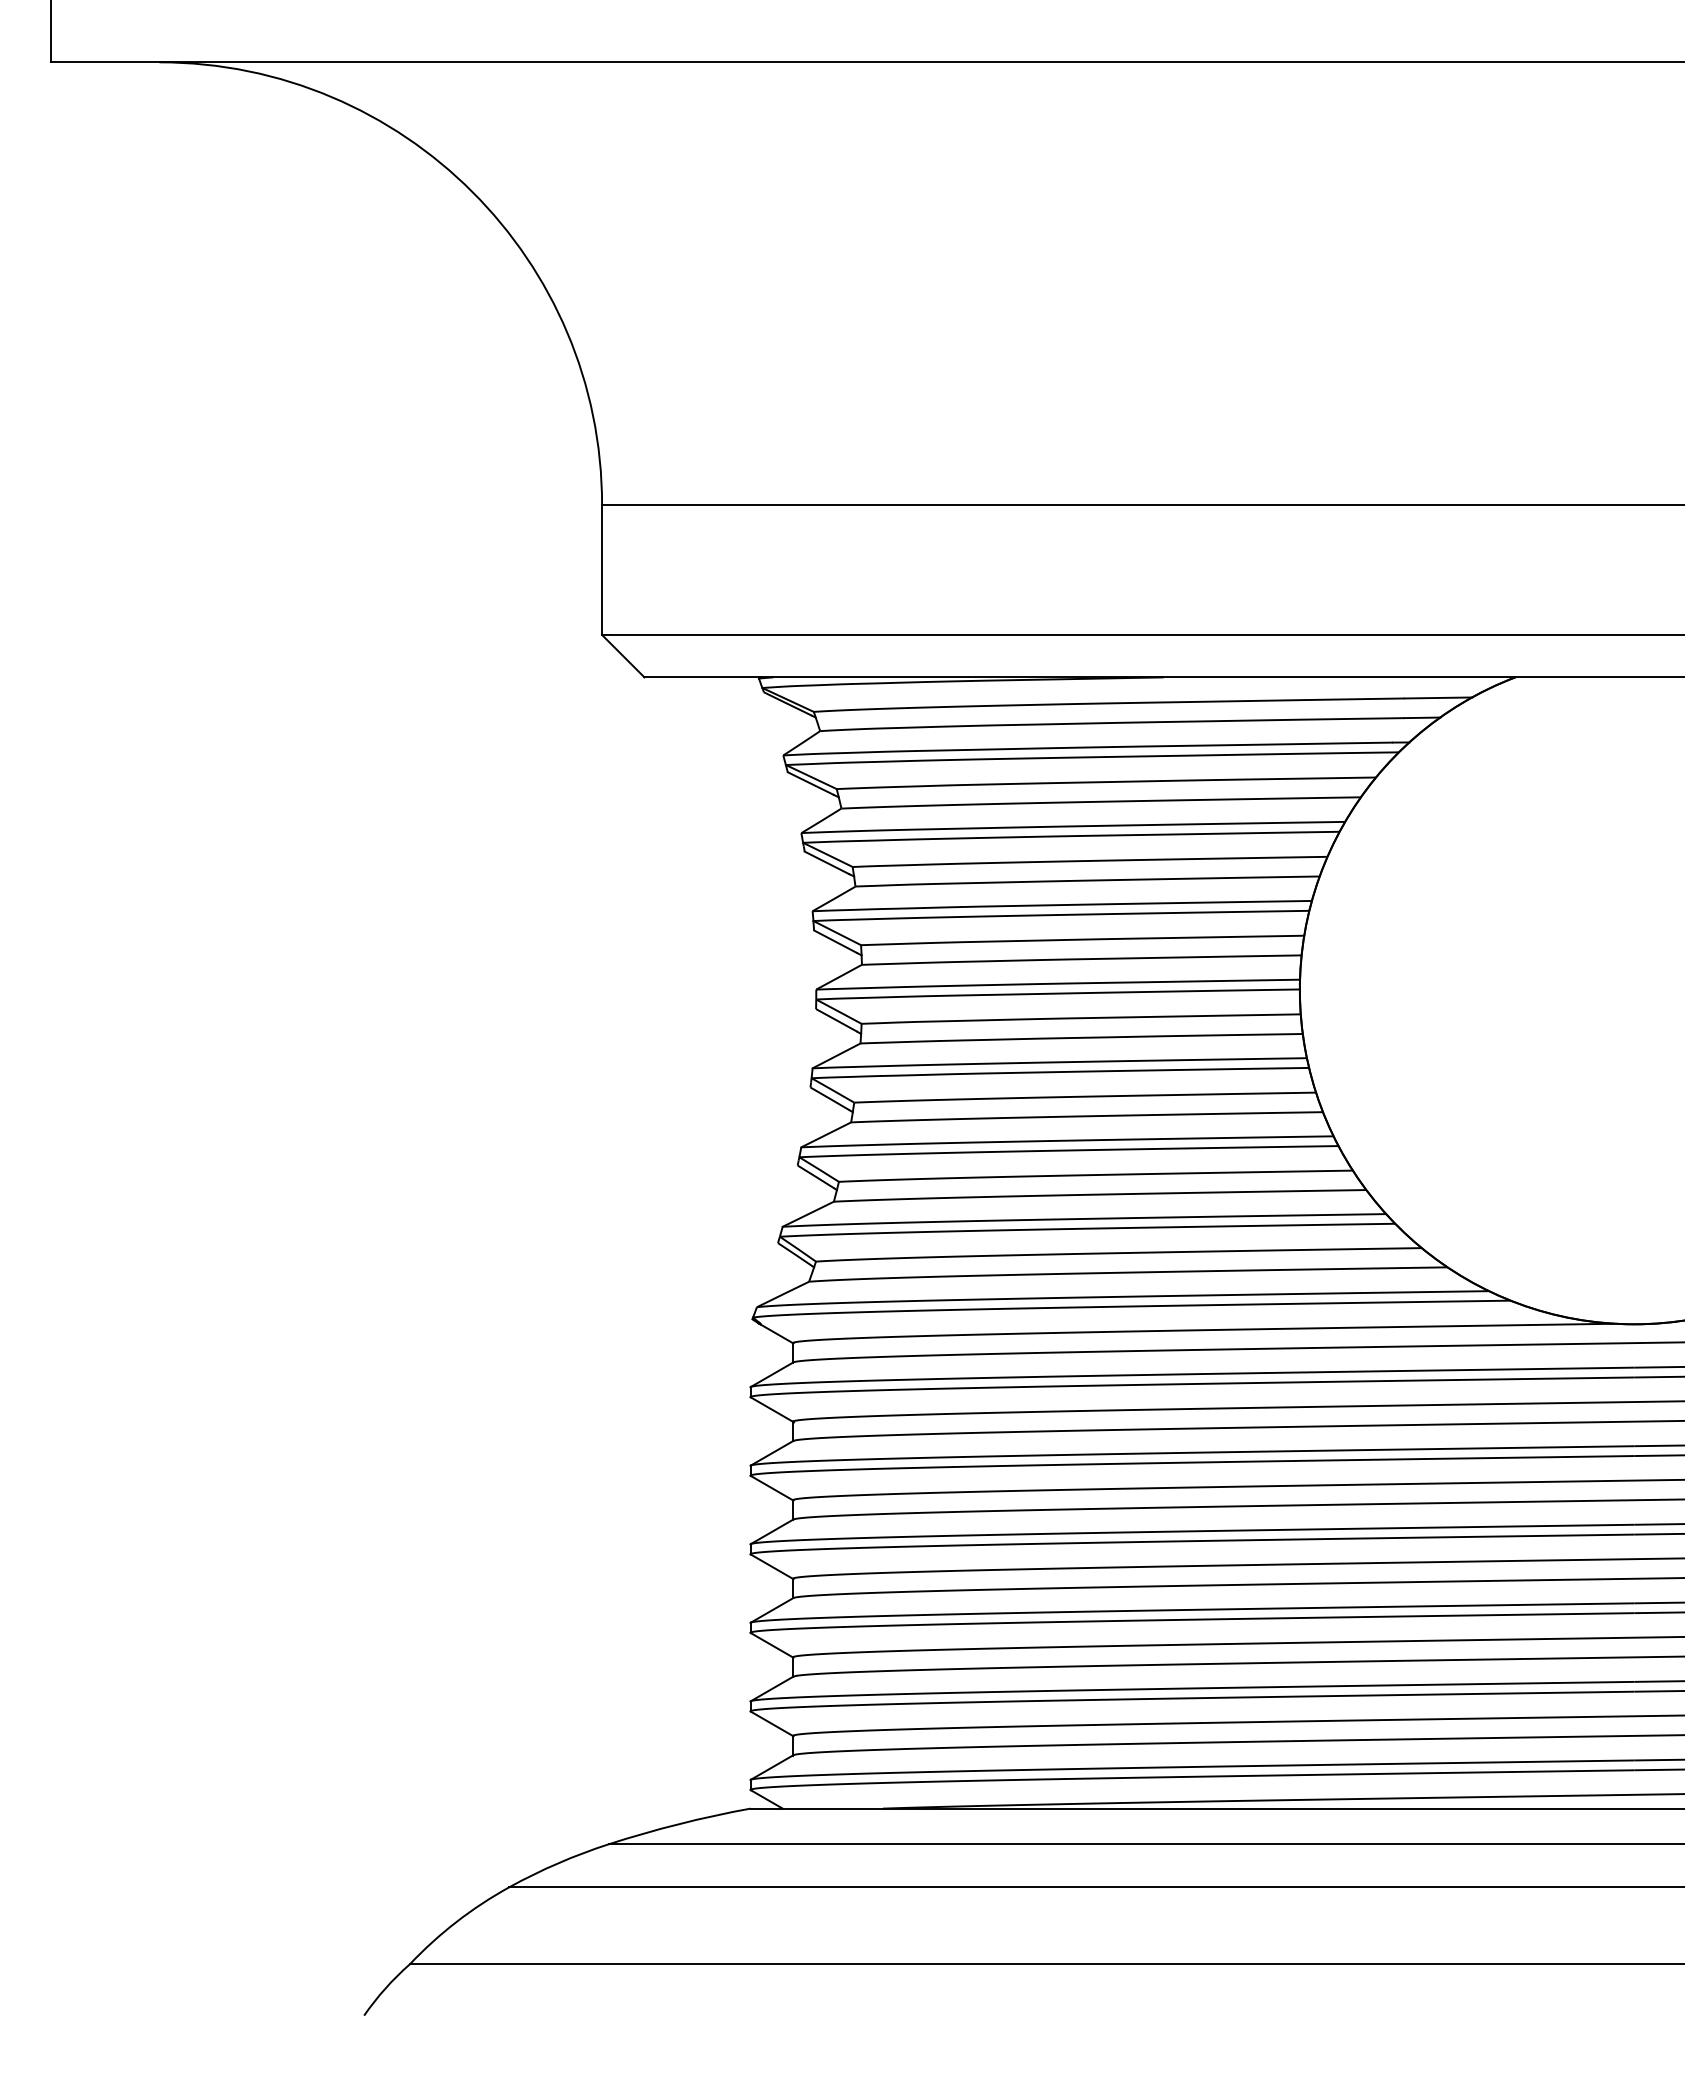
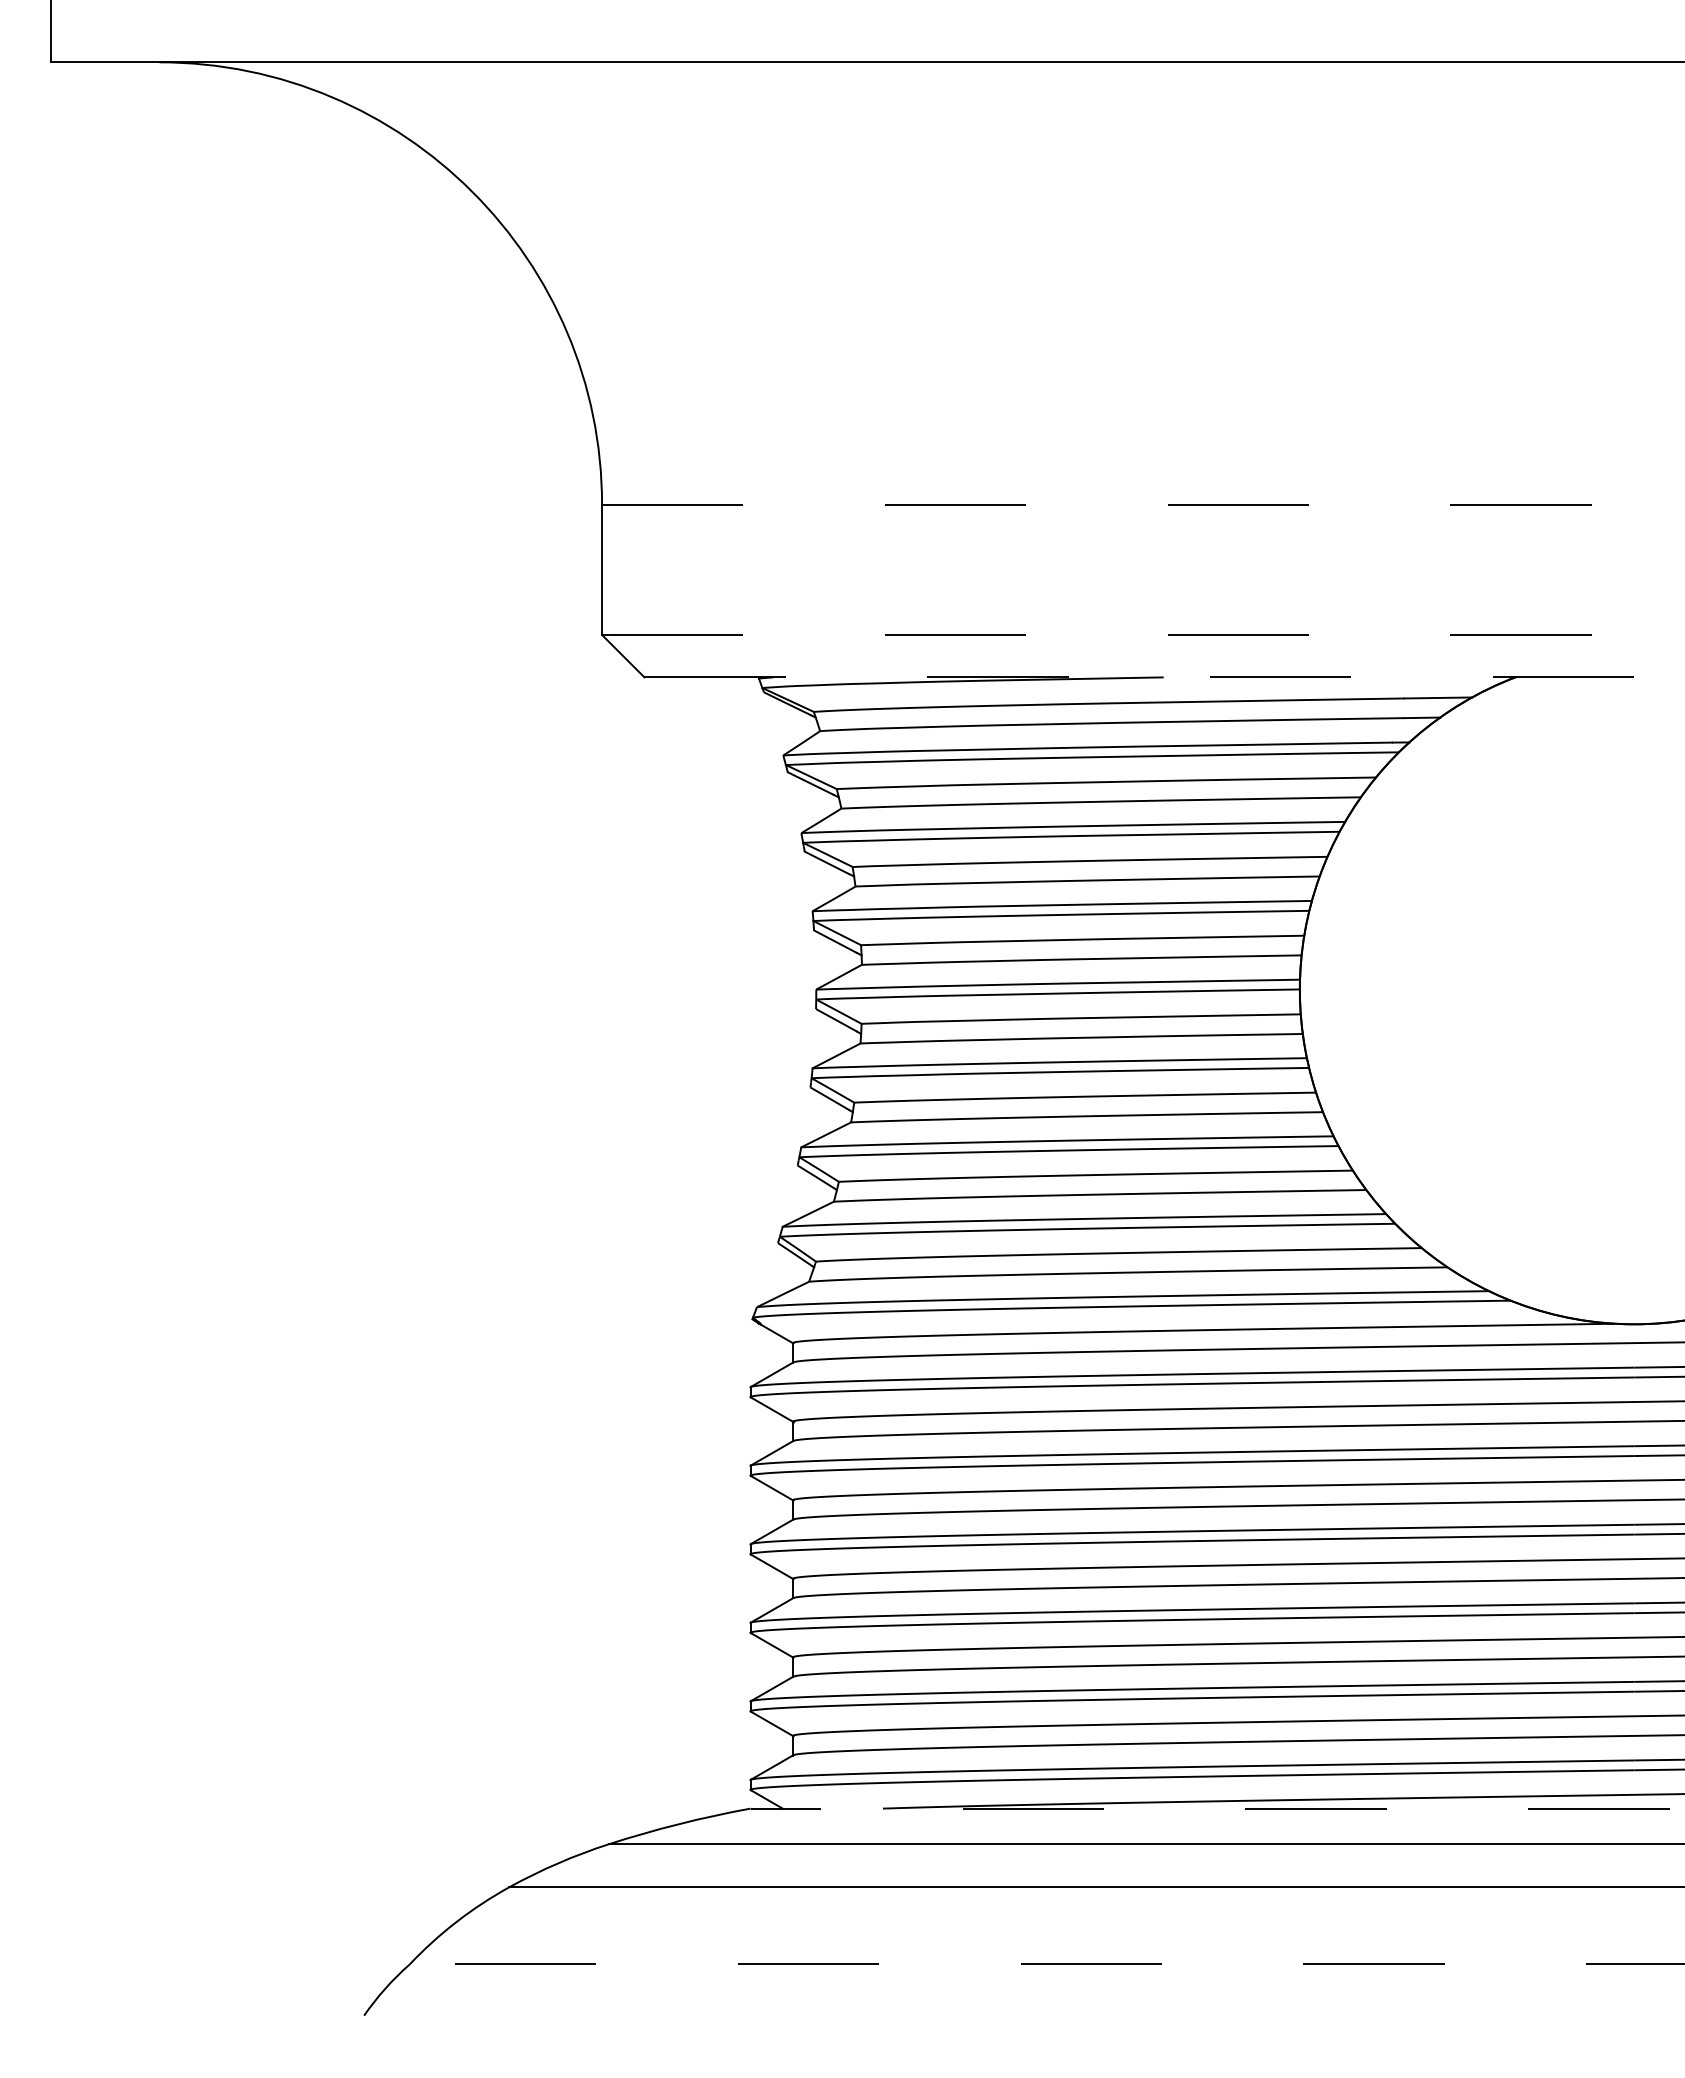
line: solid -> dashed (1143, 504)
line: solid -> dashed (1143, 634)
line: solid -> dashed (1164, 677)
line: solid -> dashed (1217, 1808)
line: solid -> dashed (1046, 1964)
